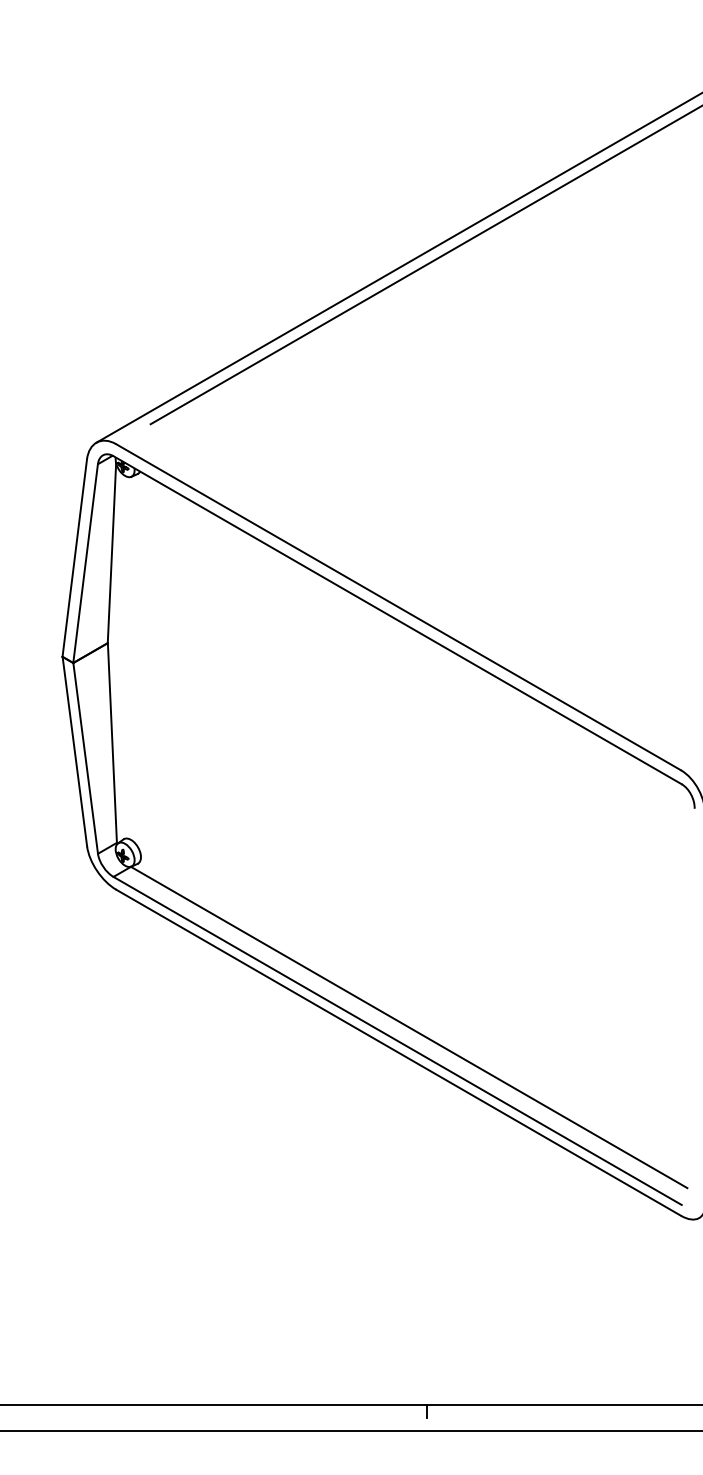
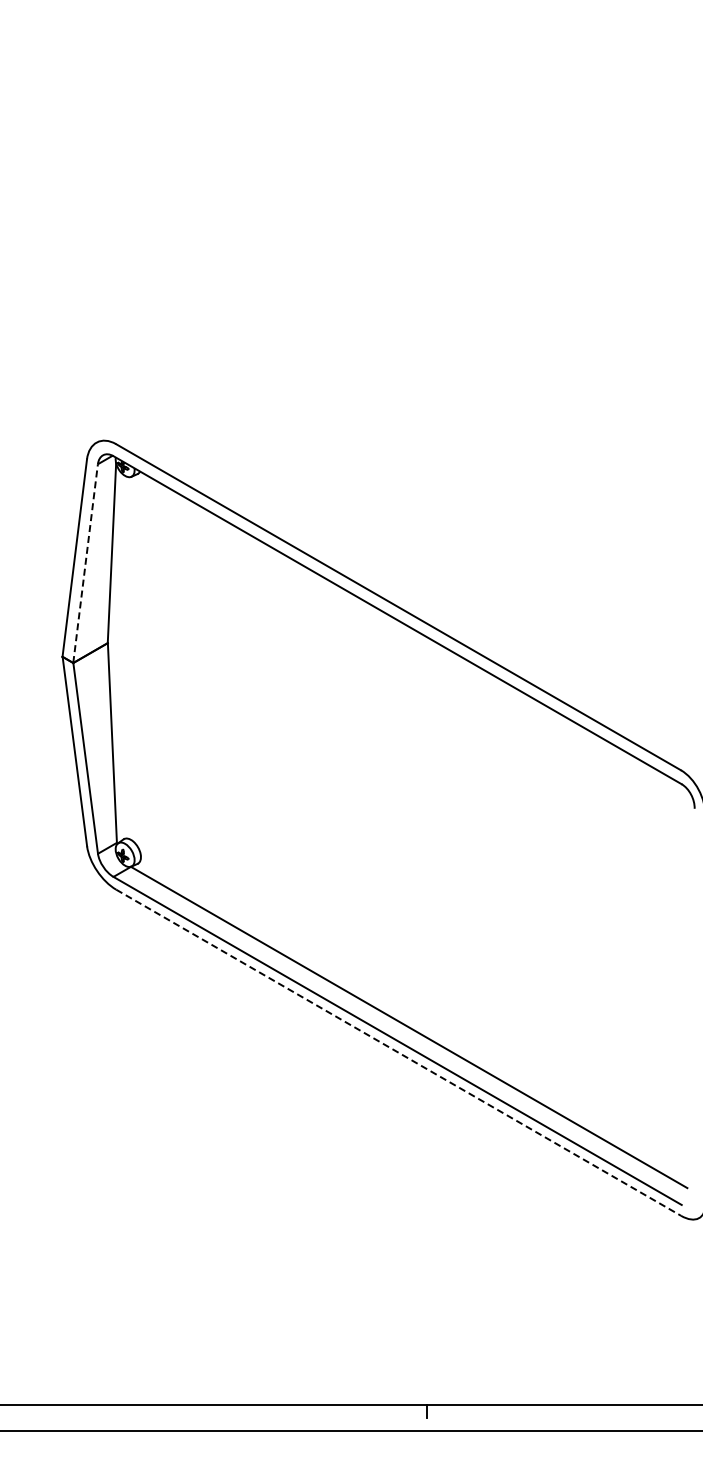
line: present -> none (424, 265)
line: present -> none (397, 268)
line: solid -> dashed (85, 563)
line: solid -> dashed (399, 1053)
